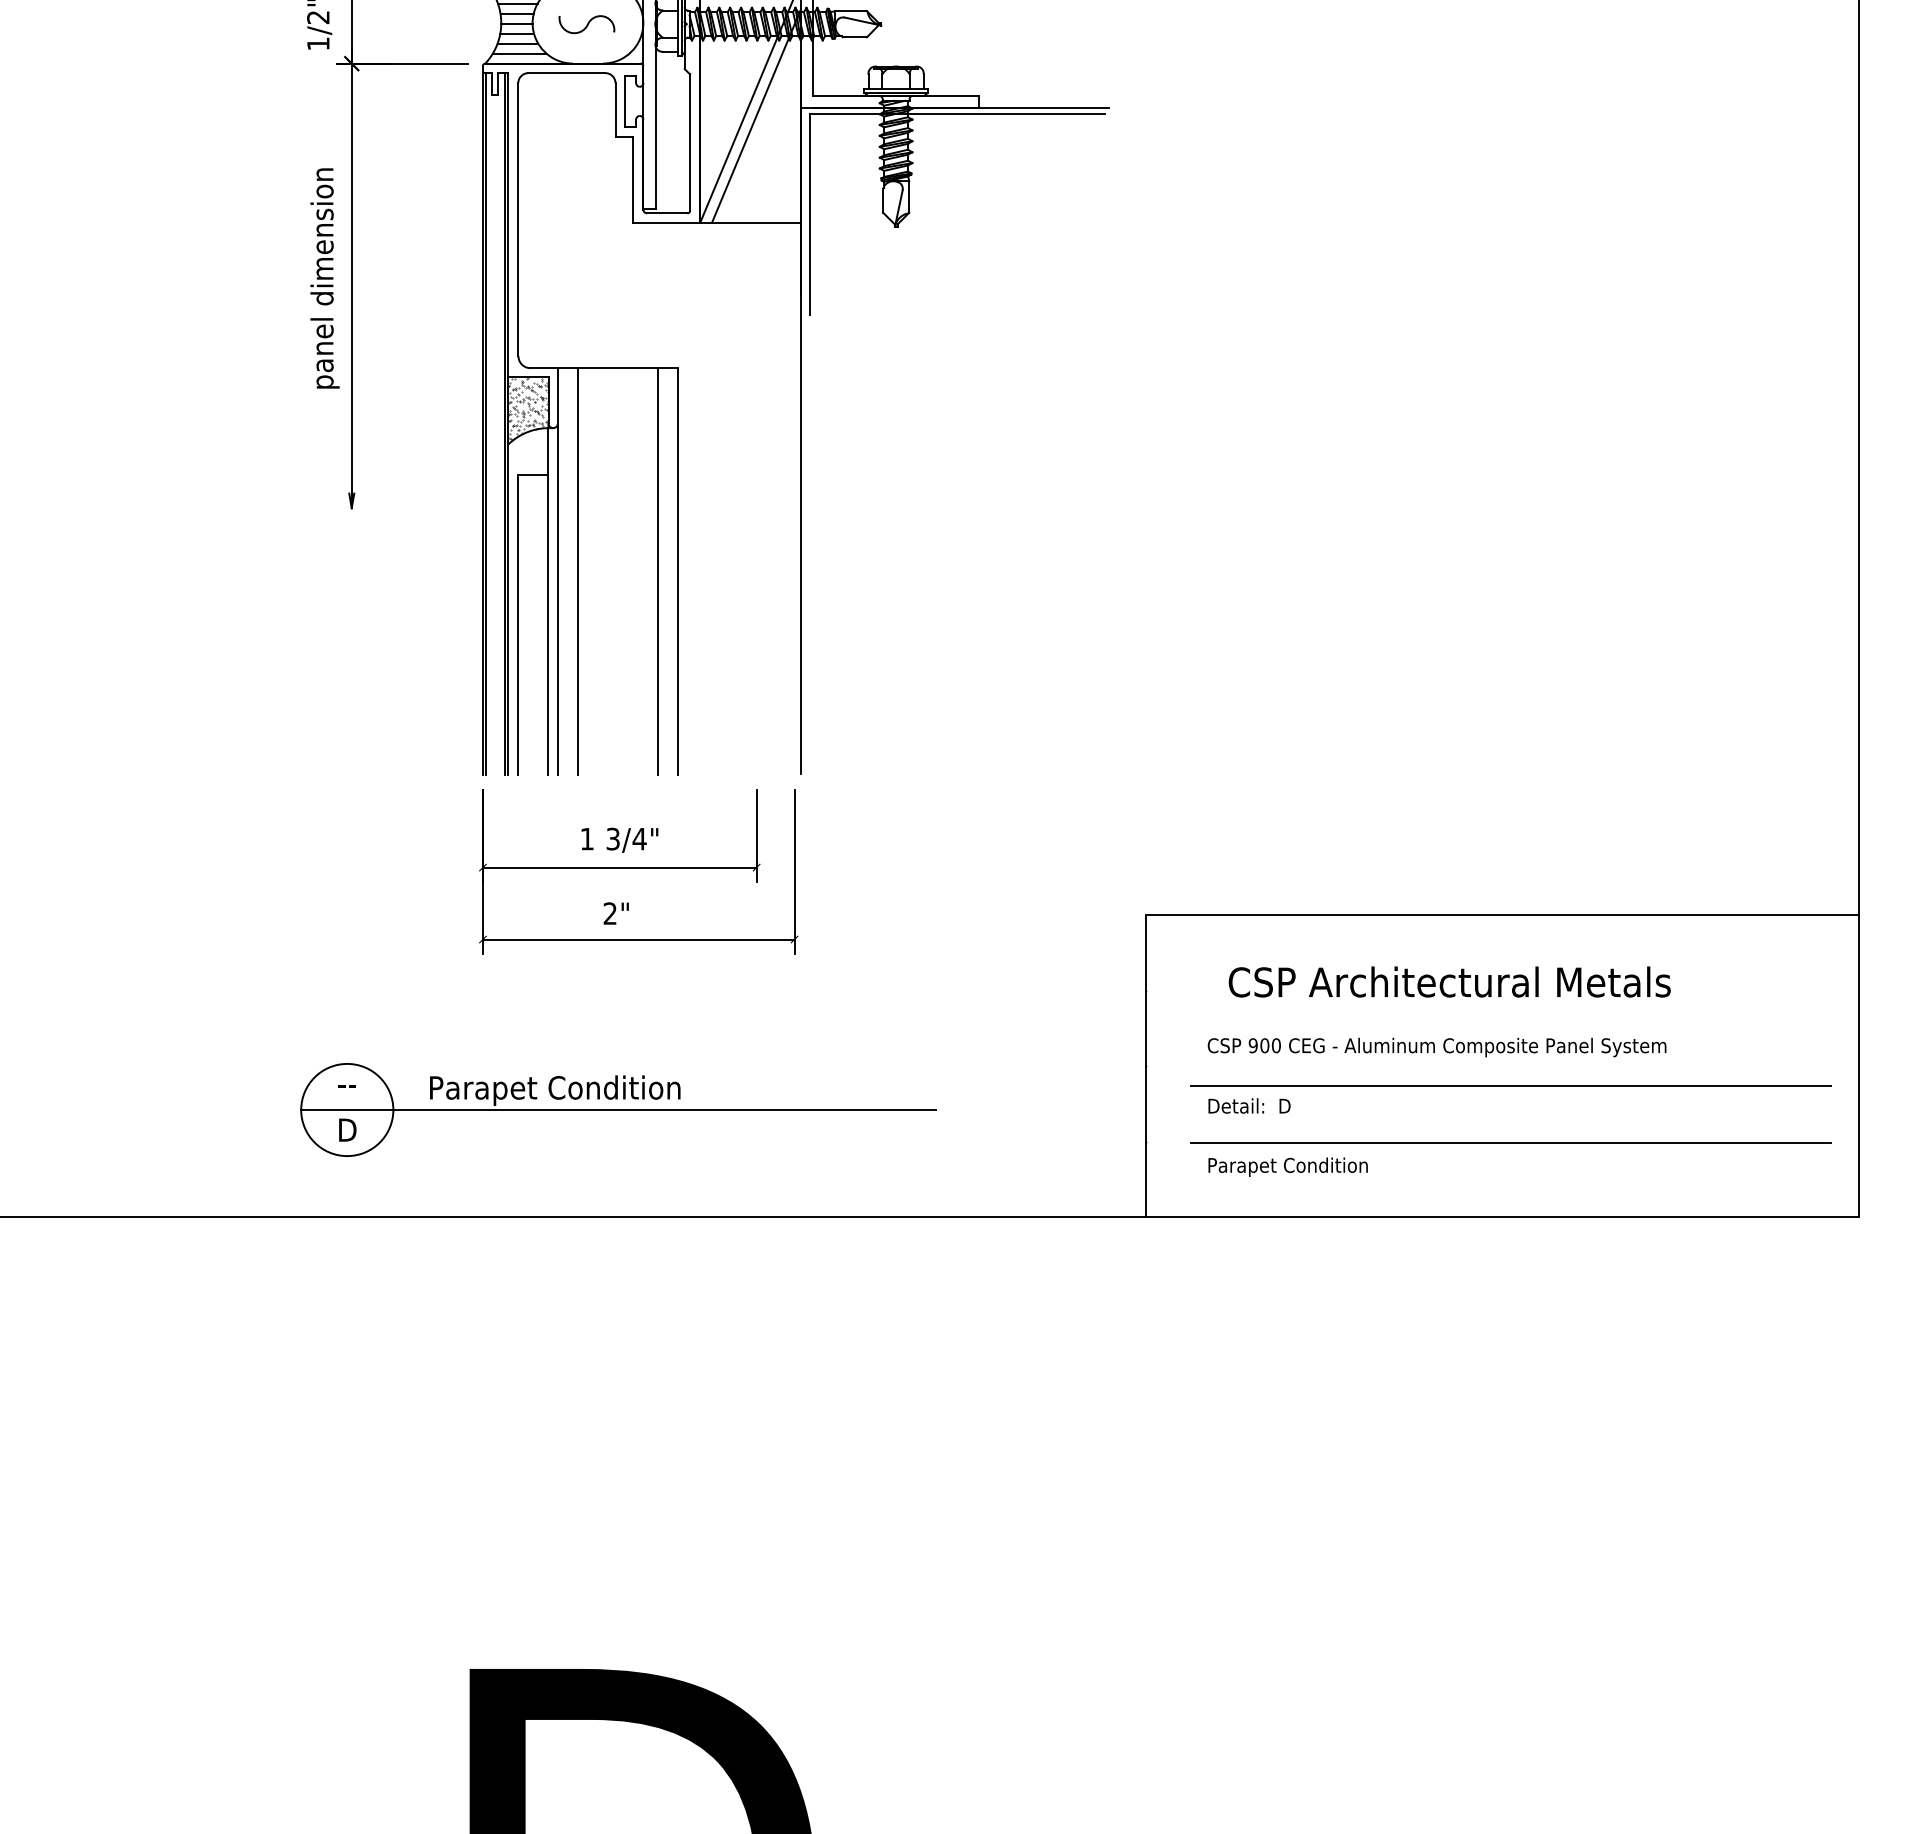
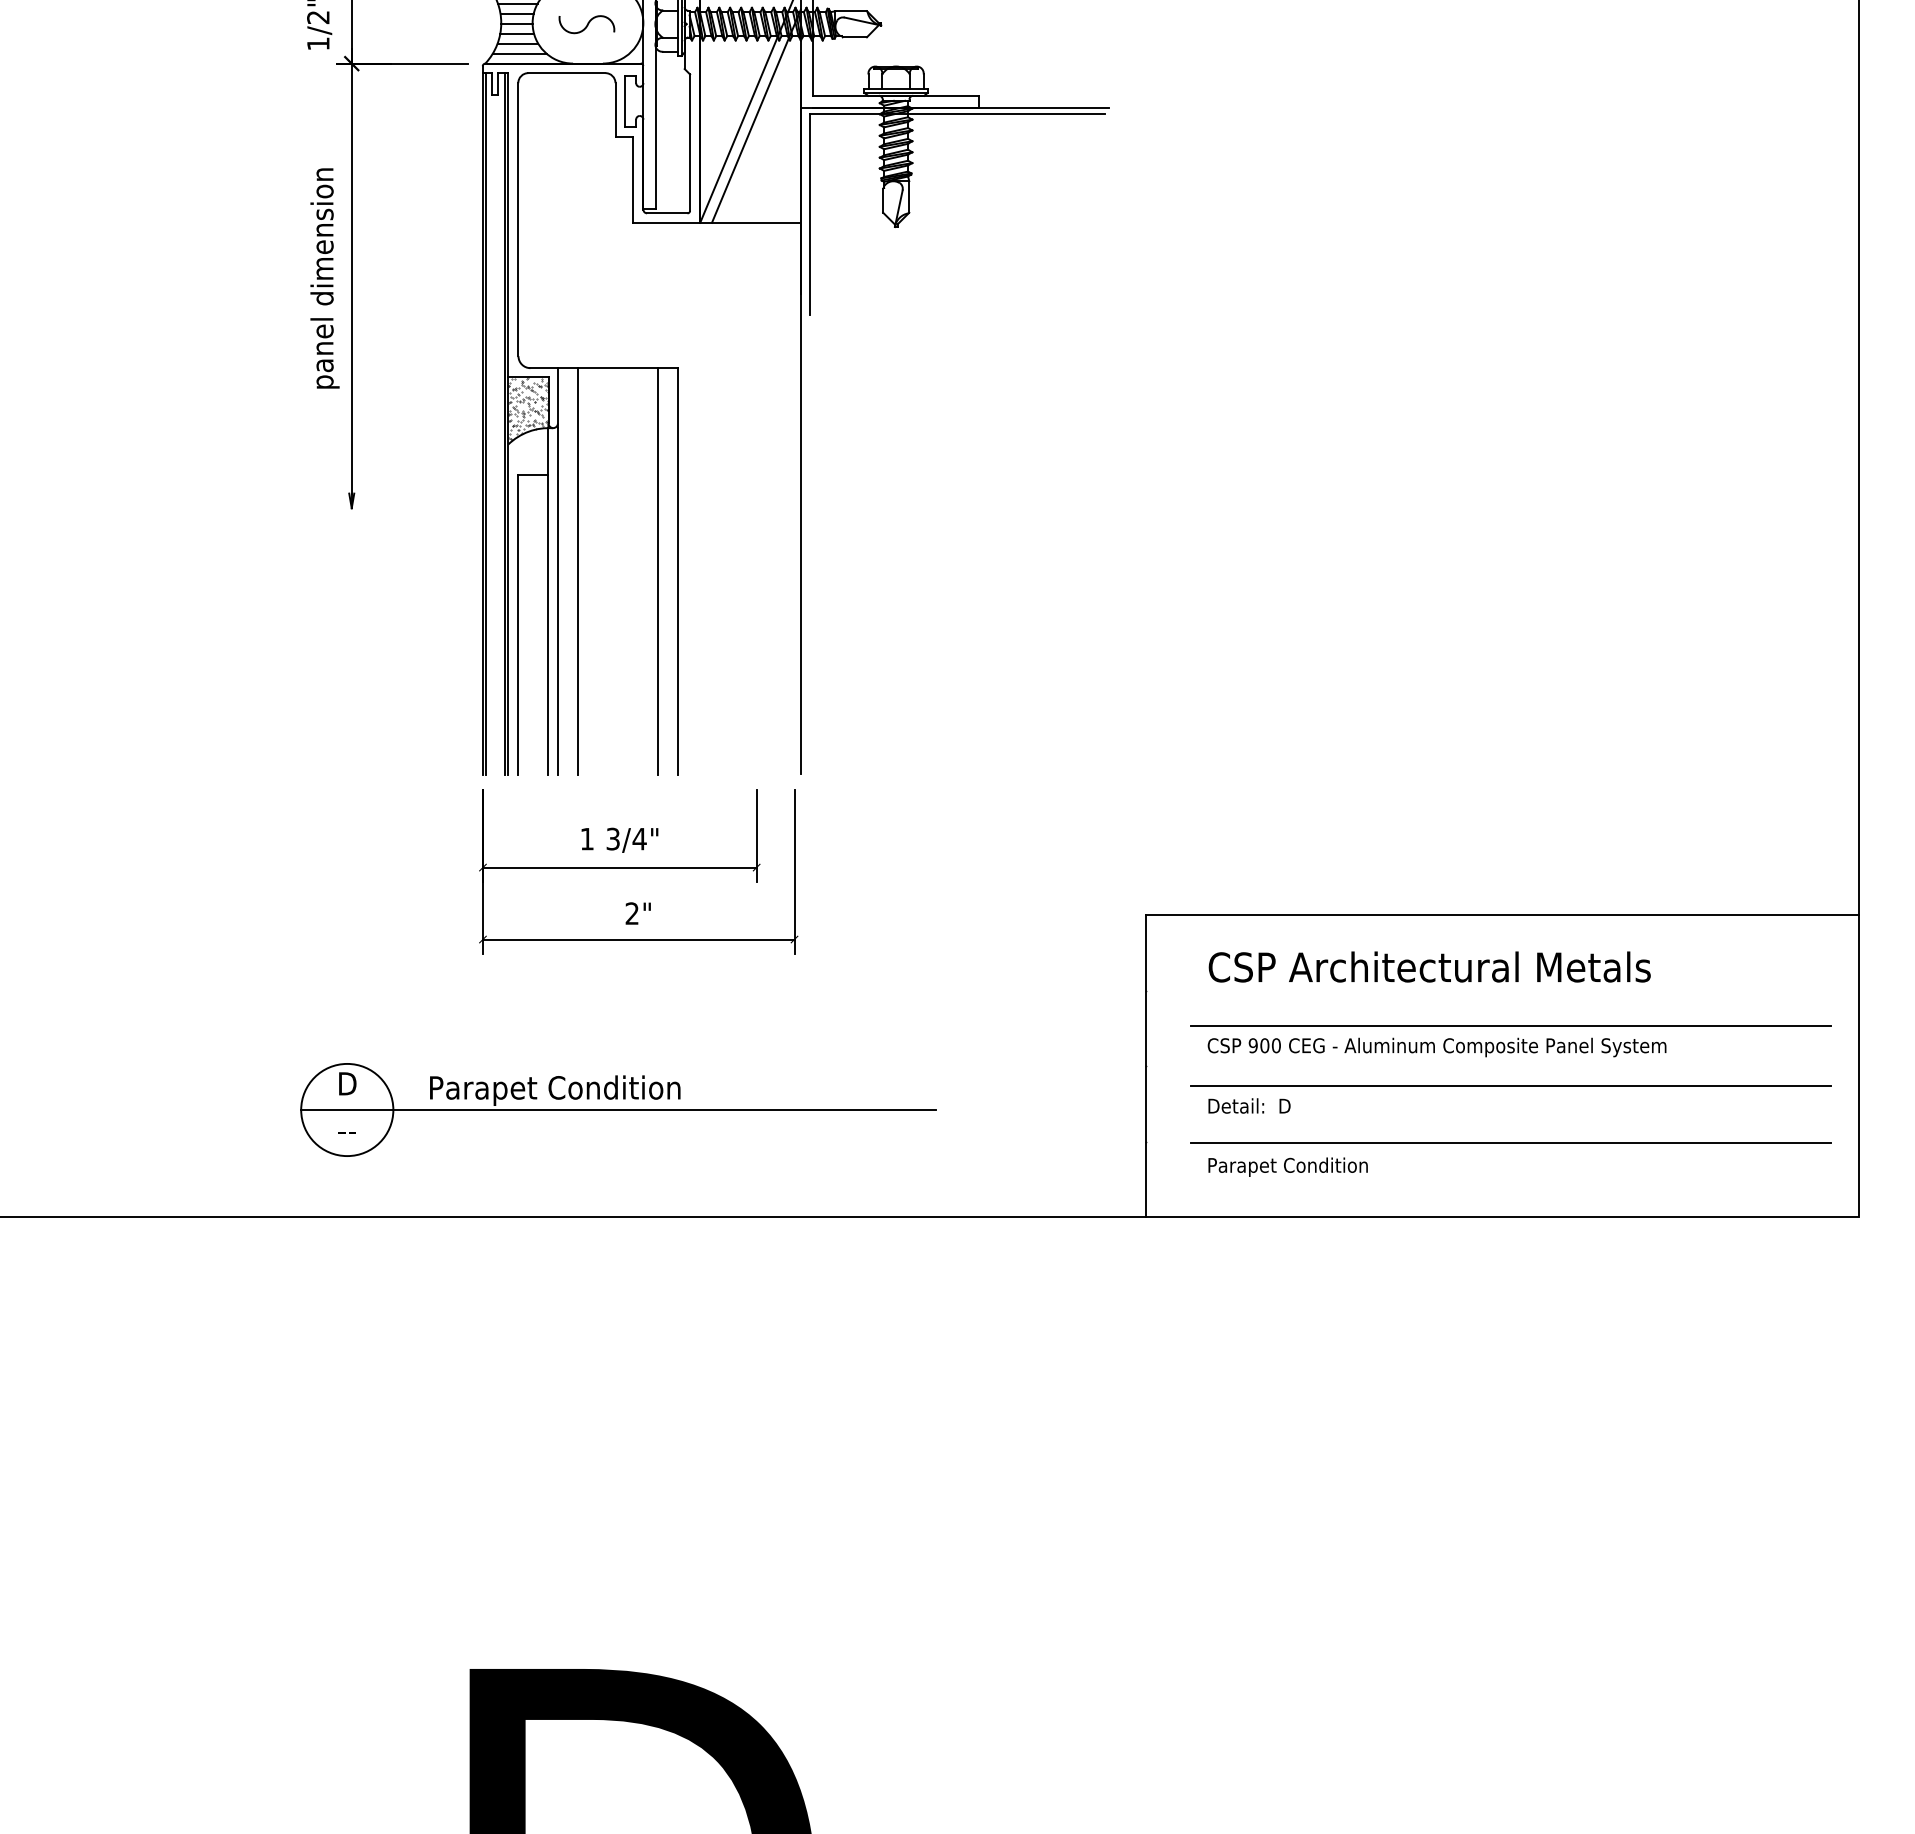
text position: (615, 913) -> (637, 913) (637, 913)
text position: (1449, 981) -> (1429, 966) (1429, 966)
line: none -> present (1510, 1025)
text: -- -> D (347, 1083)
text: D -> -- (347, 1129)
